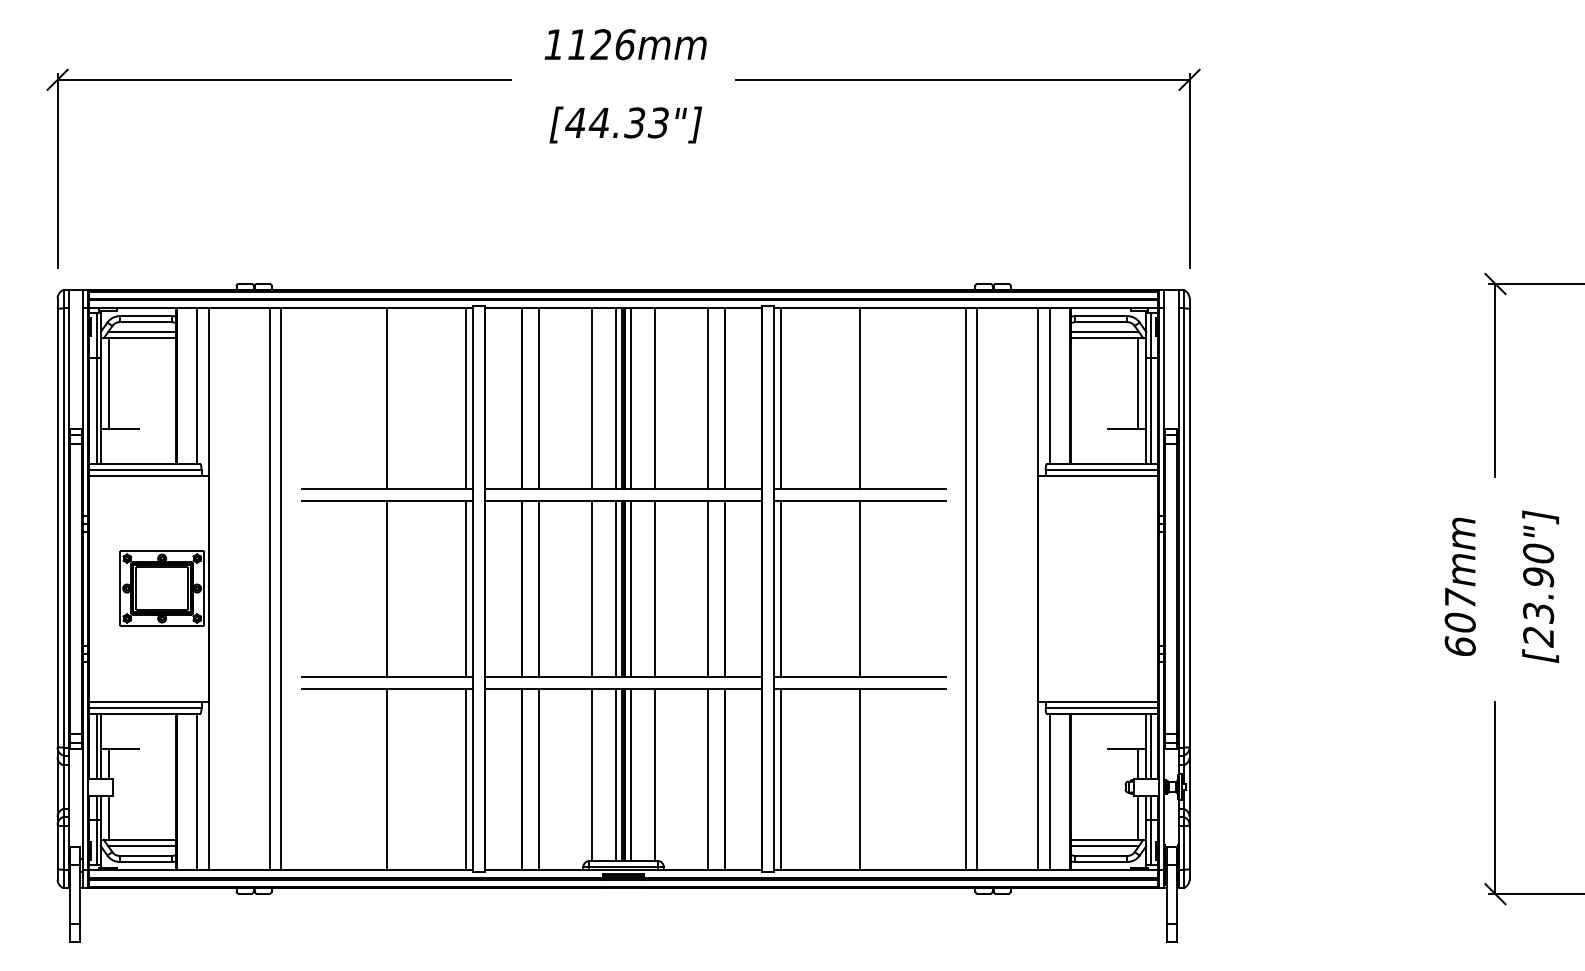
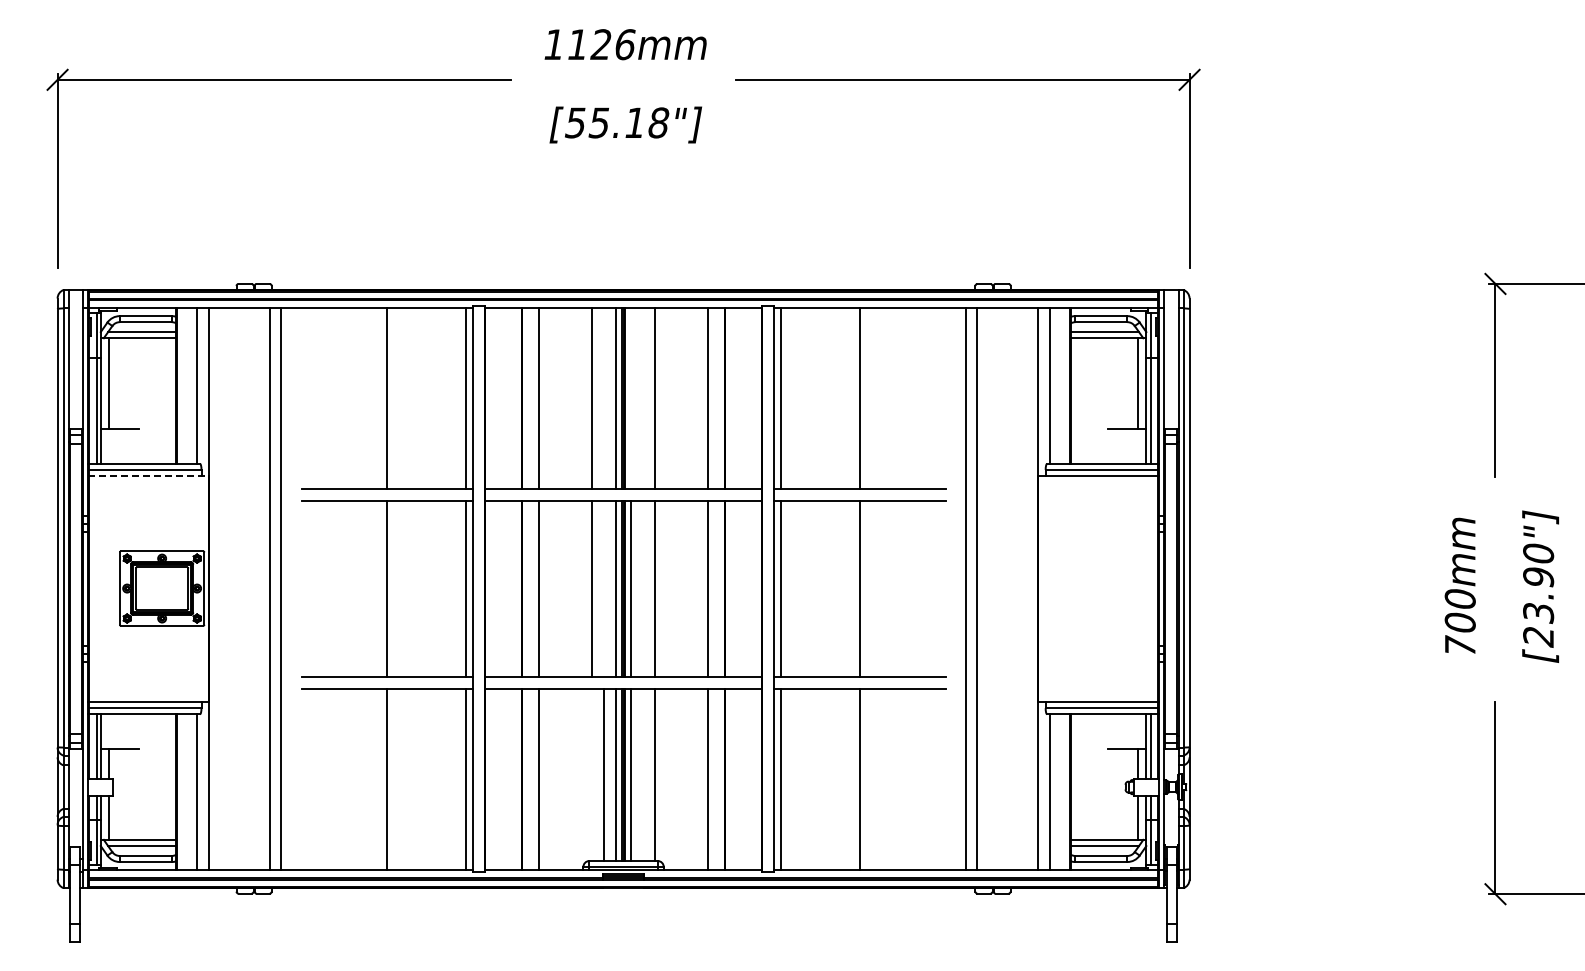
text: [44.33"] -> [55.18"] (617, 122)
line: present -> none (631, 398)
line: solid -> dashed (148, 475)
text: 607mm -> 700mm (1459, 621)
line position: (591, 775) -> (603, 775) (603, 775)
